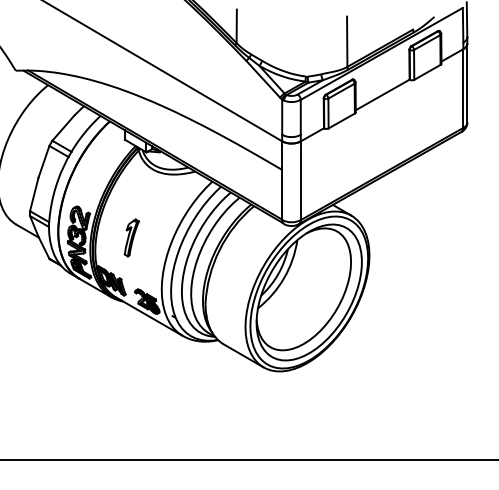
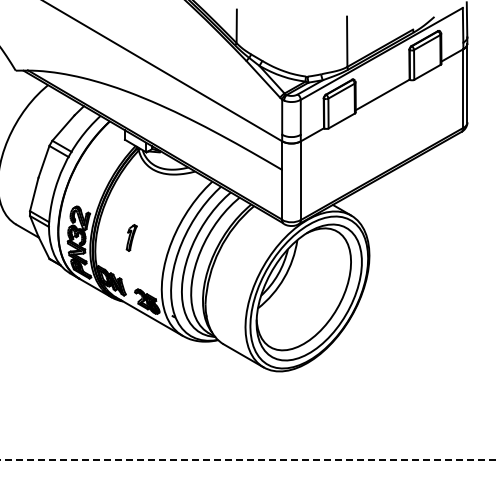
part size: 17x40 px -> 13x28 px (131, 237)
line: solid -> dashed (249, 460)
